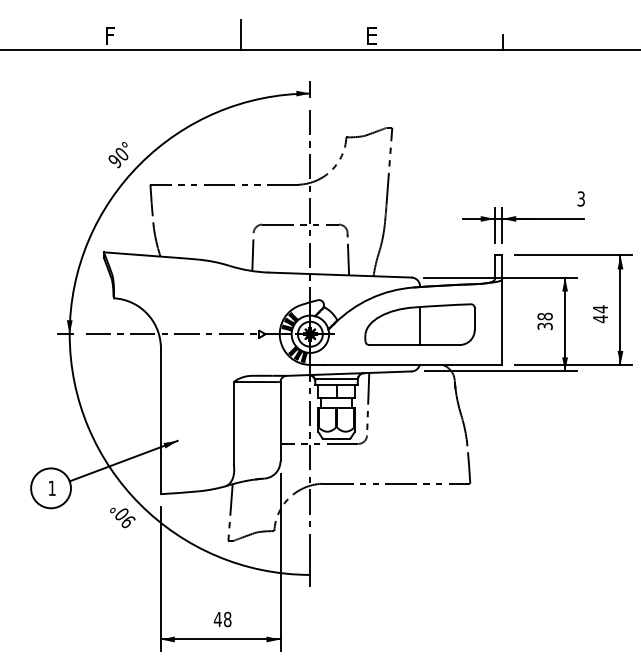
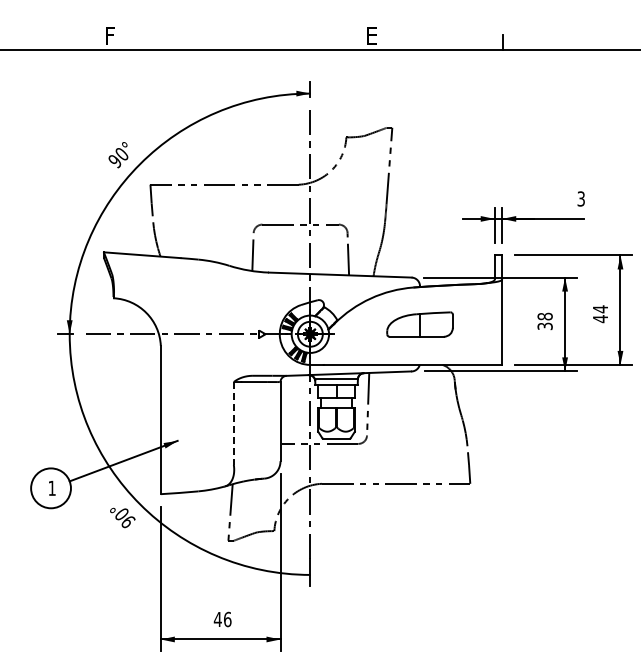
line: present -> none (241, 35)
part size: 112x43 px -> 68x27 px (419, 324)
line: solid -> dashed (233, 423)
text: 48 -> 46 (227, 618)
